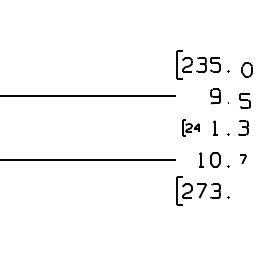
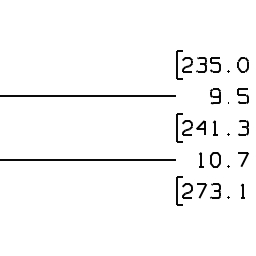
part position: (246, 69) -> (242, 64) (242, 64)
part position: (244, 100) -> (242, 95) (242, 95)
part size: 18x18 px -> 30x30 px (190, 127)
part size: 7x10 px -> 11x15 px (243, 159)
part: none -> present (242, 190)
